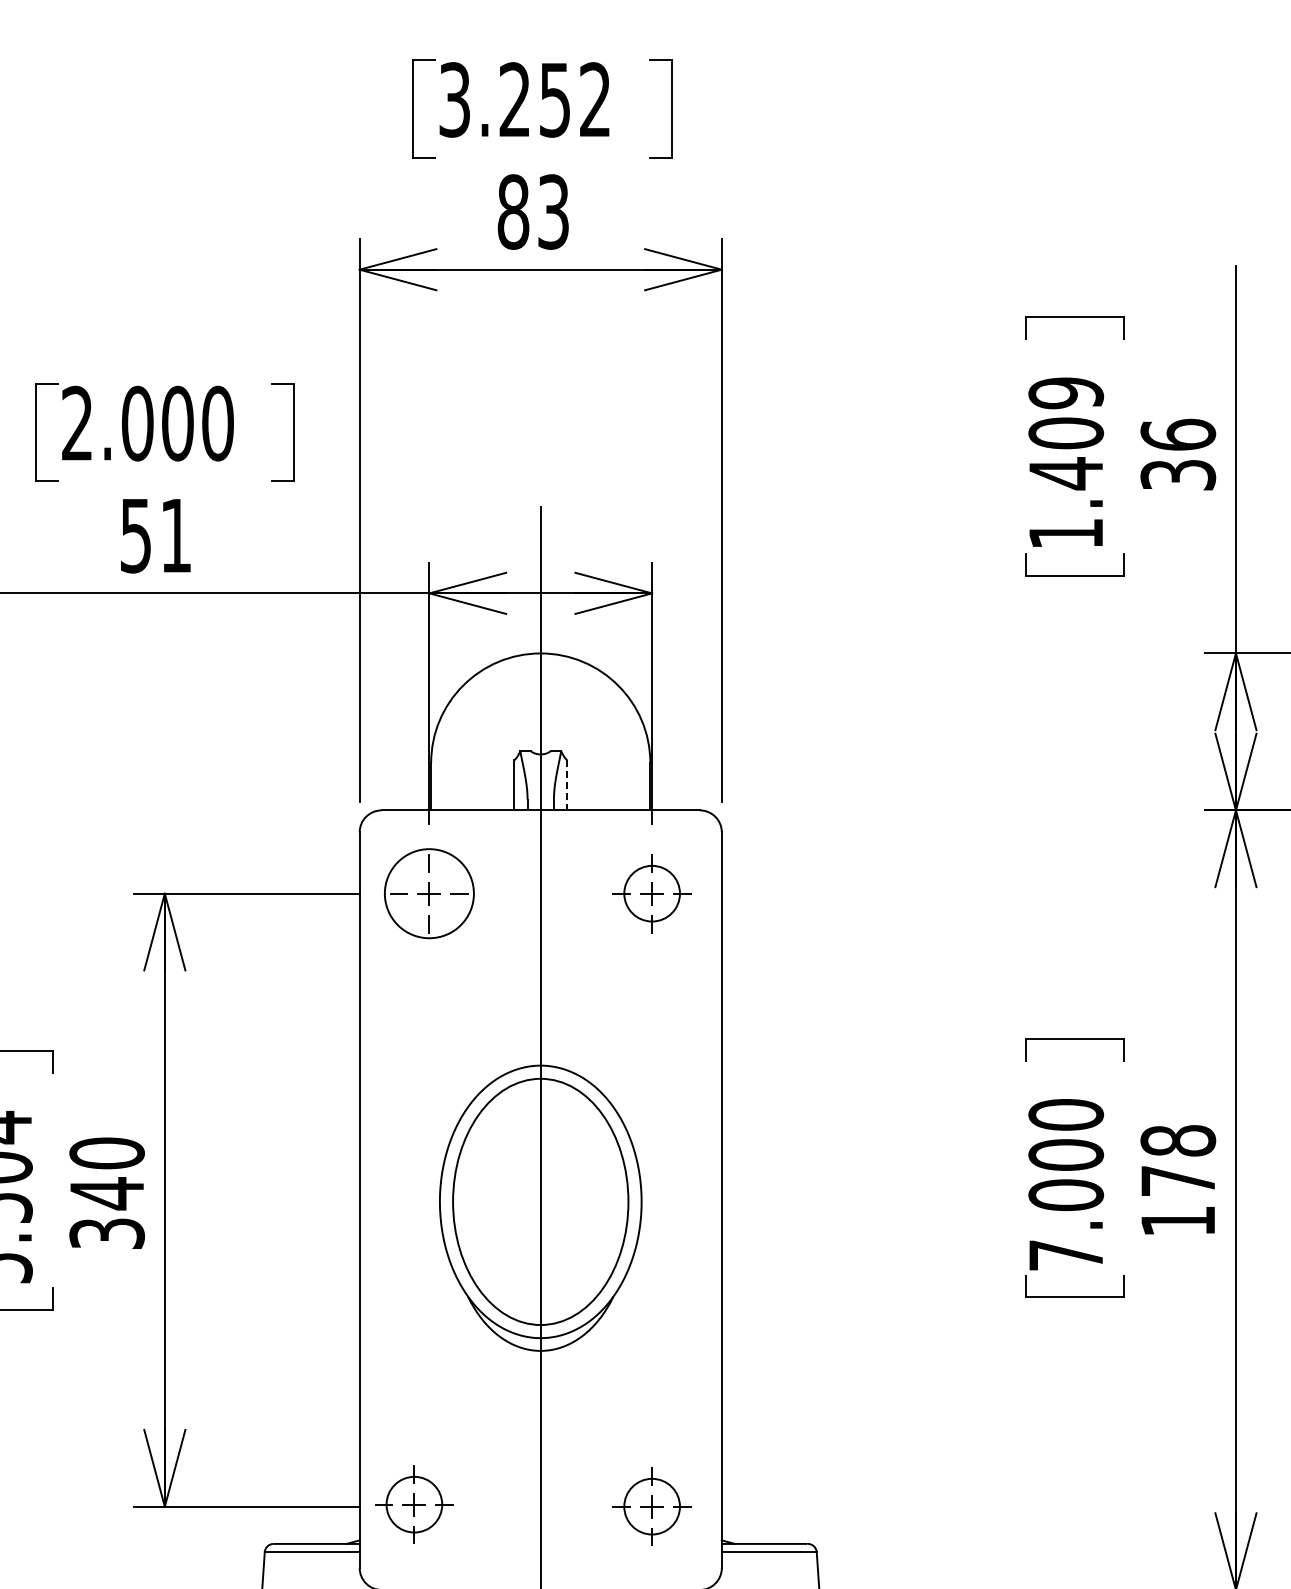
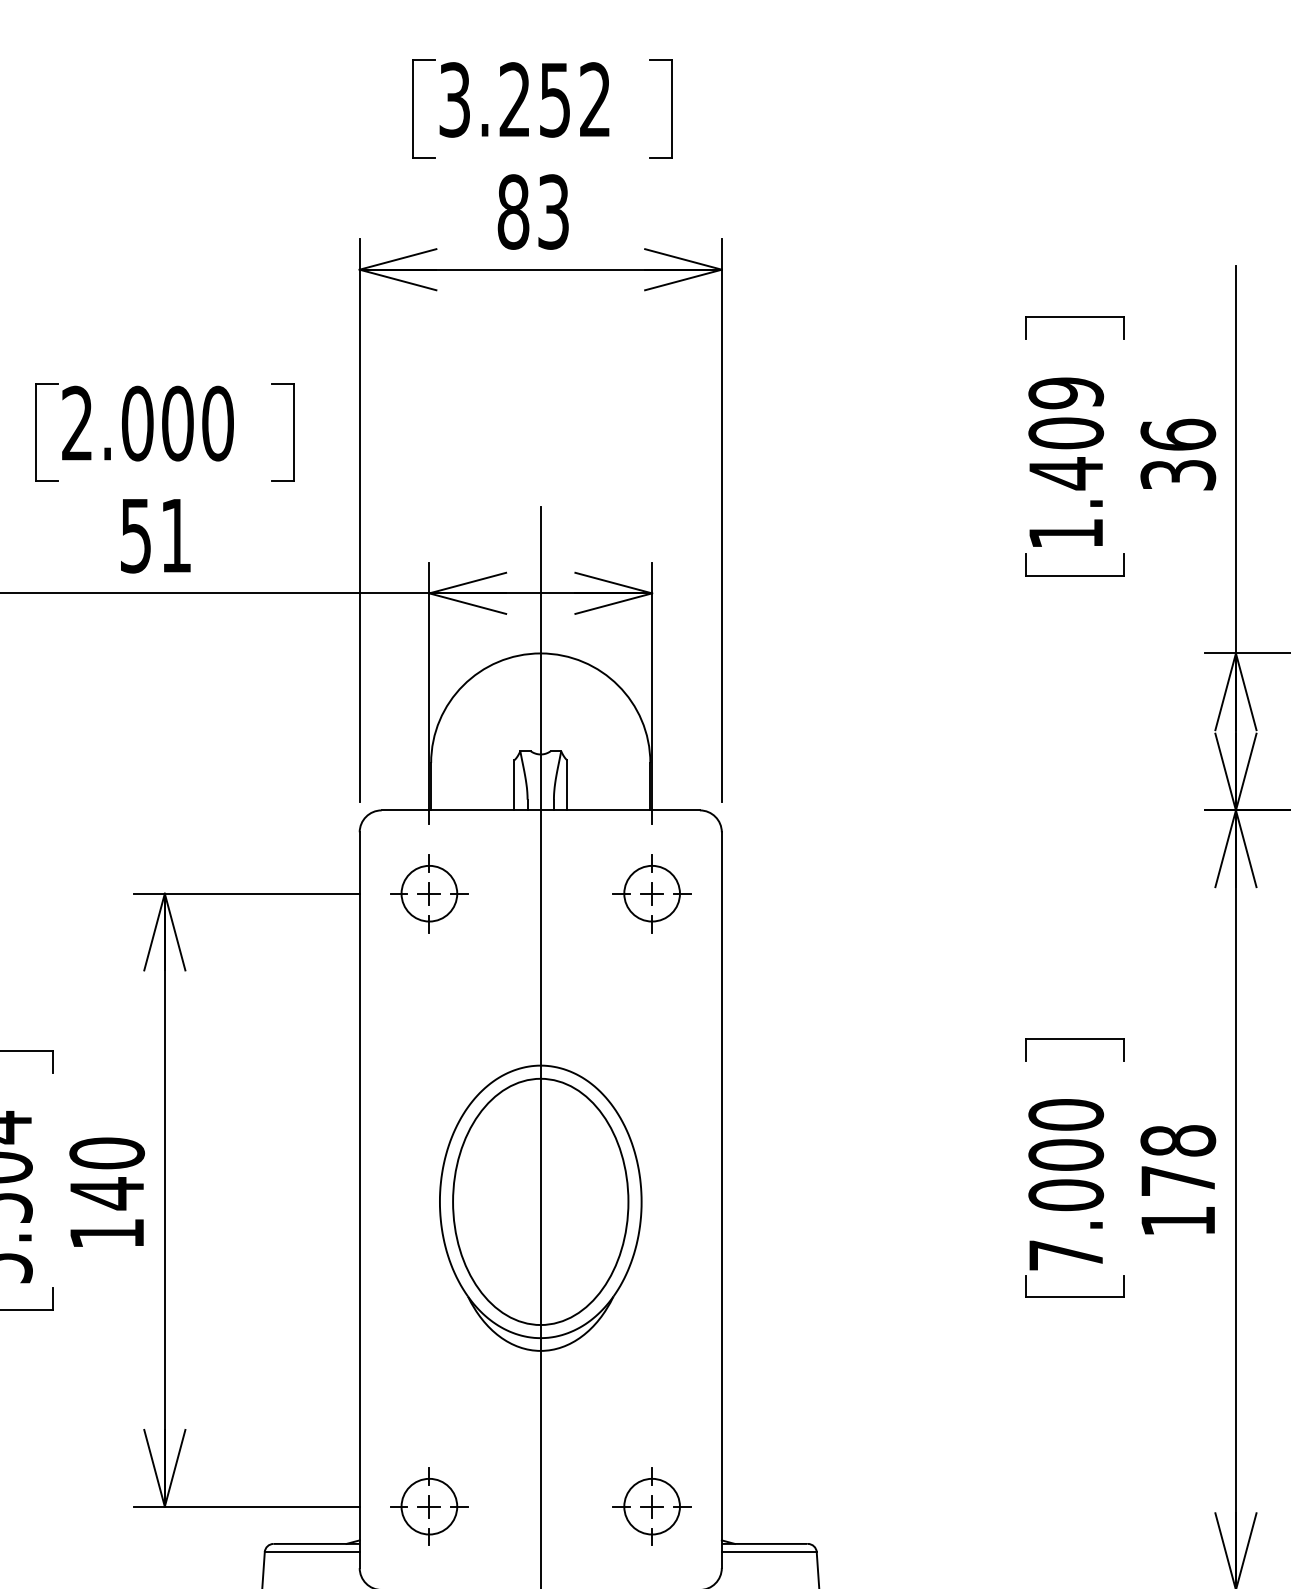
line: dashed -> solid (567, 785)
circle diameter: 89 px -> 56 px (429, 893)
text: 340 -> 140 (107, 1233)
part position: (414, 1504) -> (429, 1506) (429, 1506)
